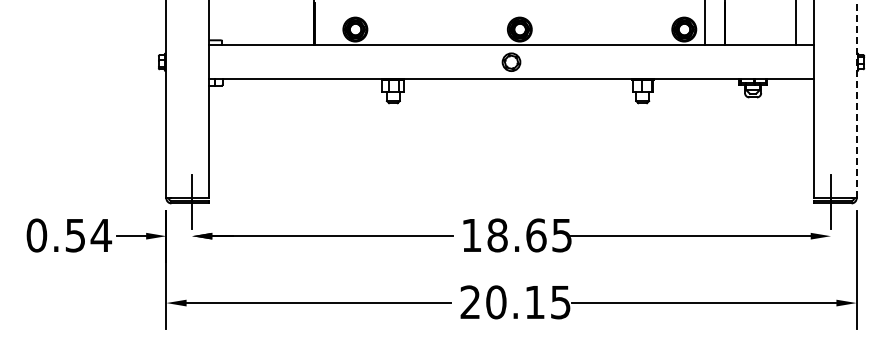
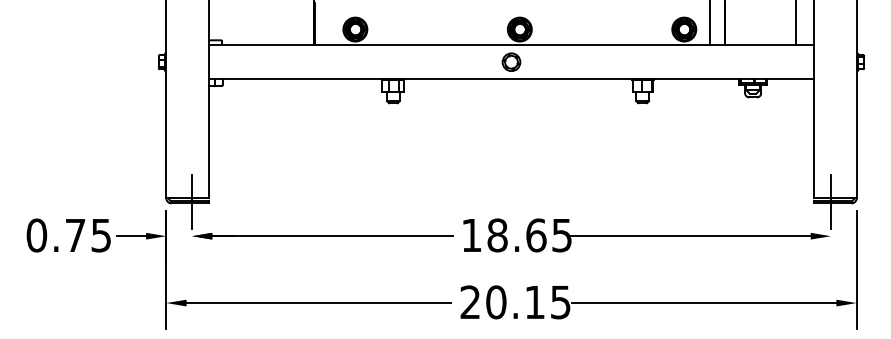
line position: (704, 23) -> (709, 23) (709, 23)
line: dashed -> solid (856, 99)
text: 0.54 -> 0.75 (88, 235)
